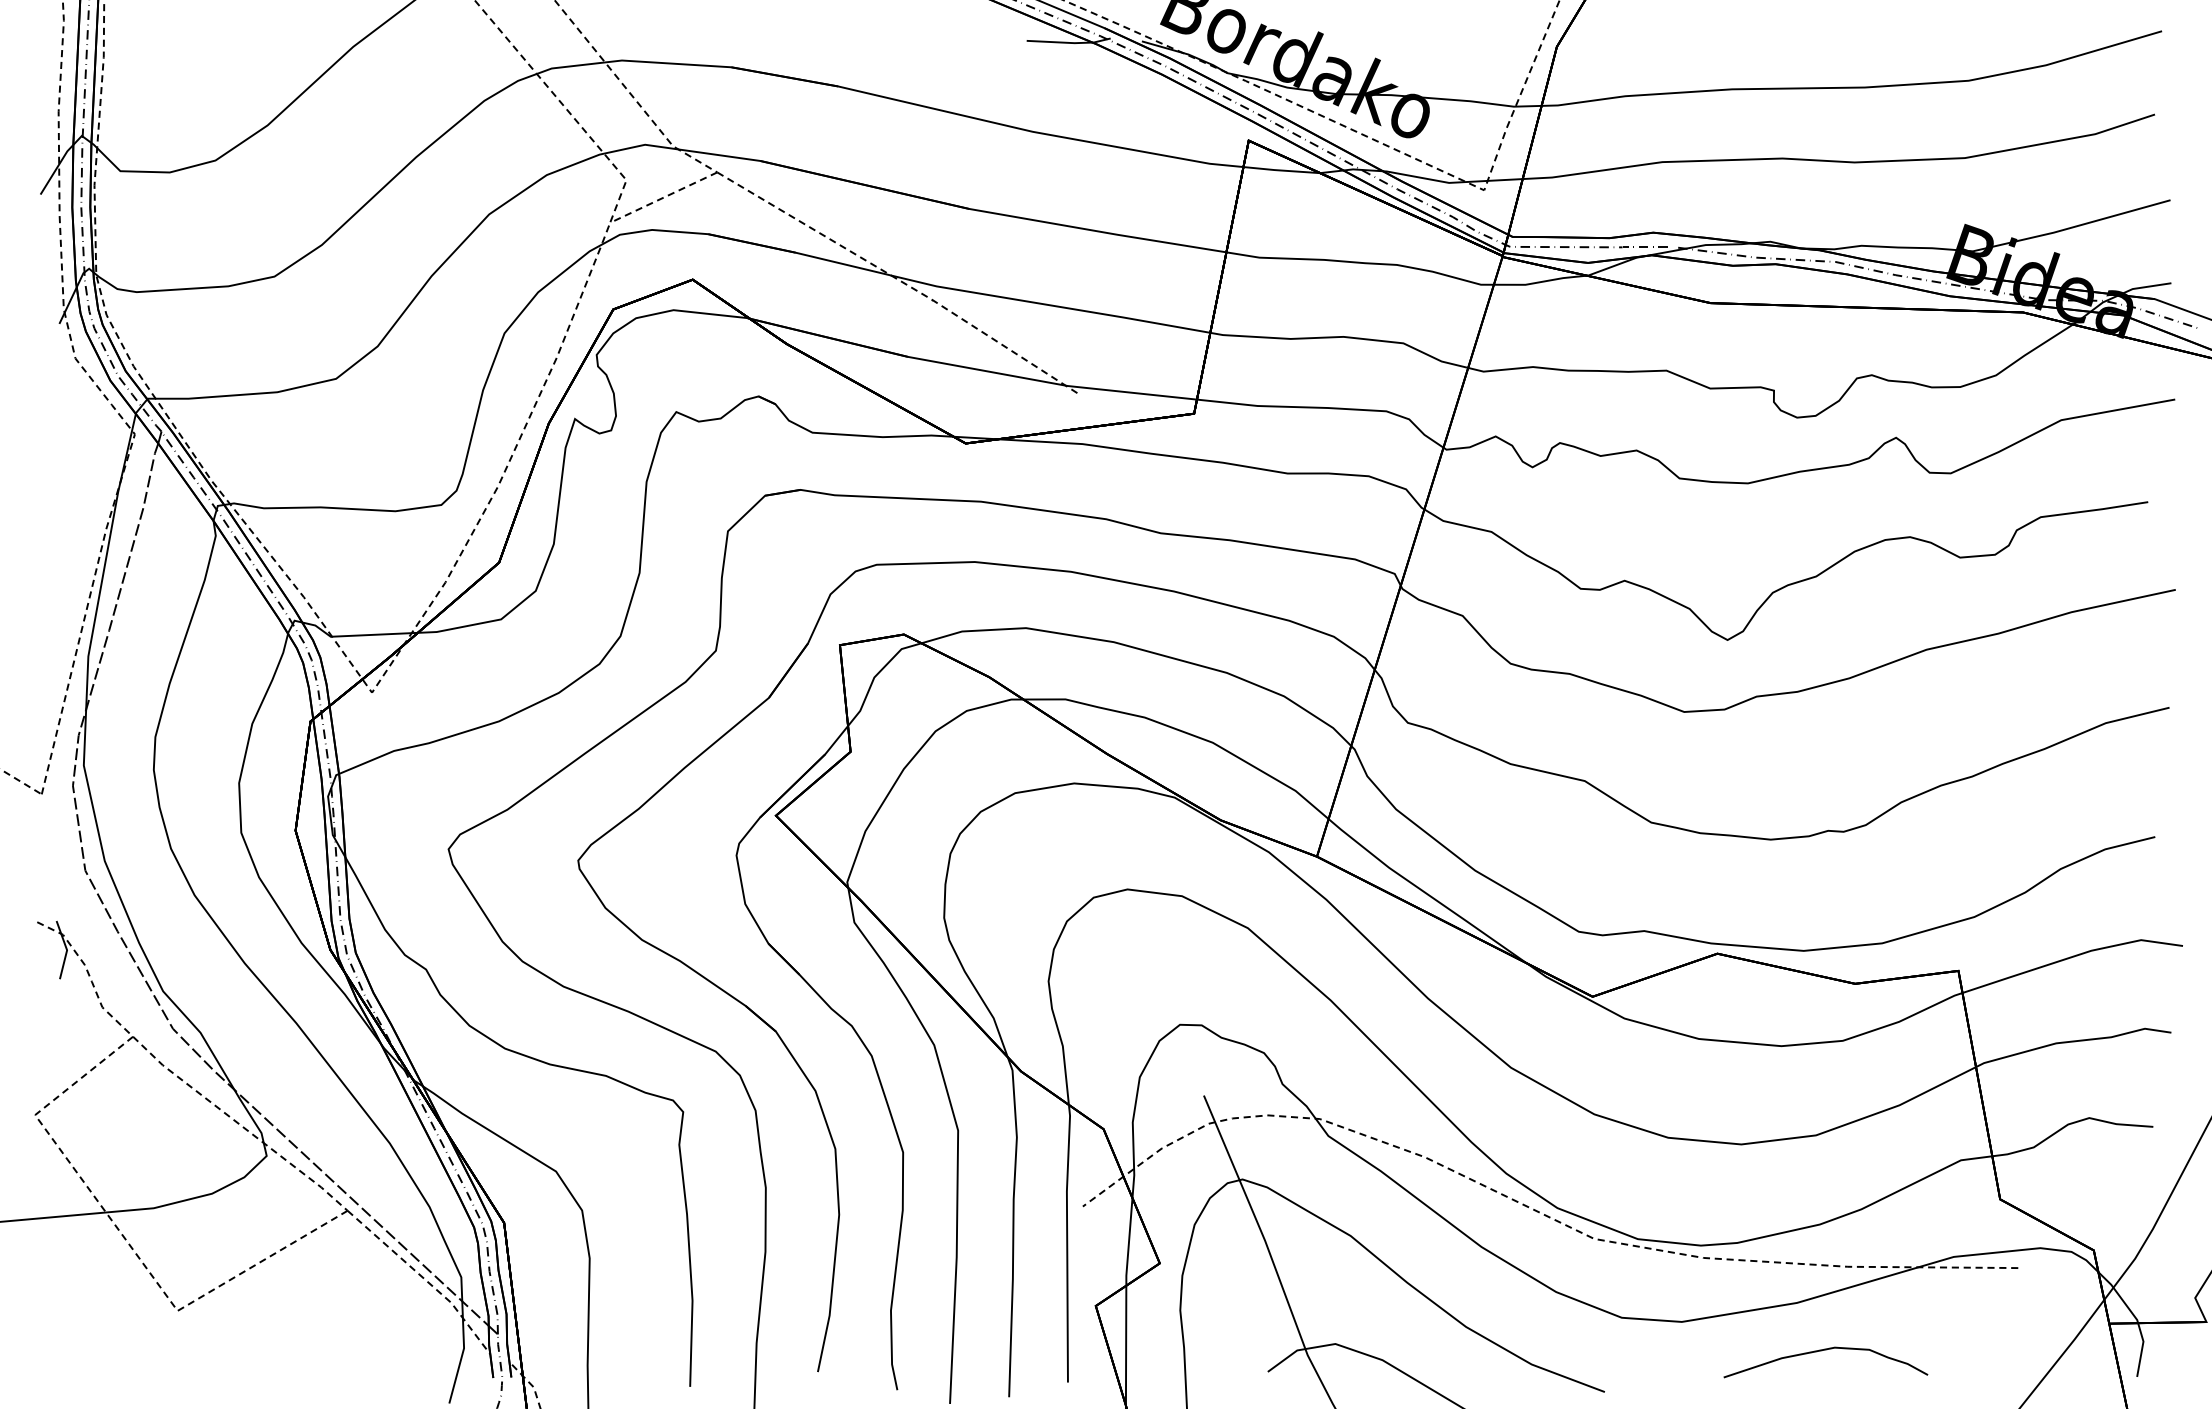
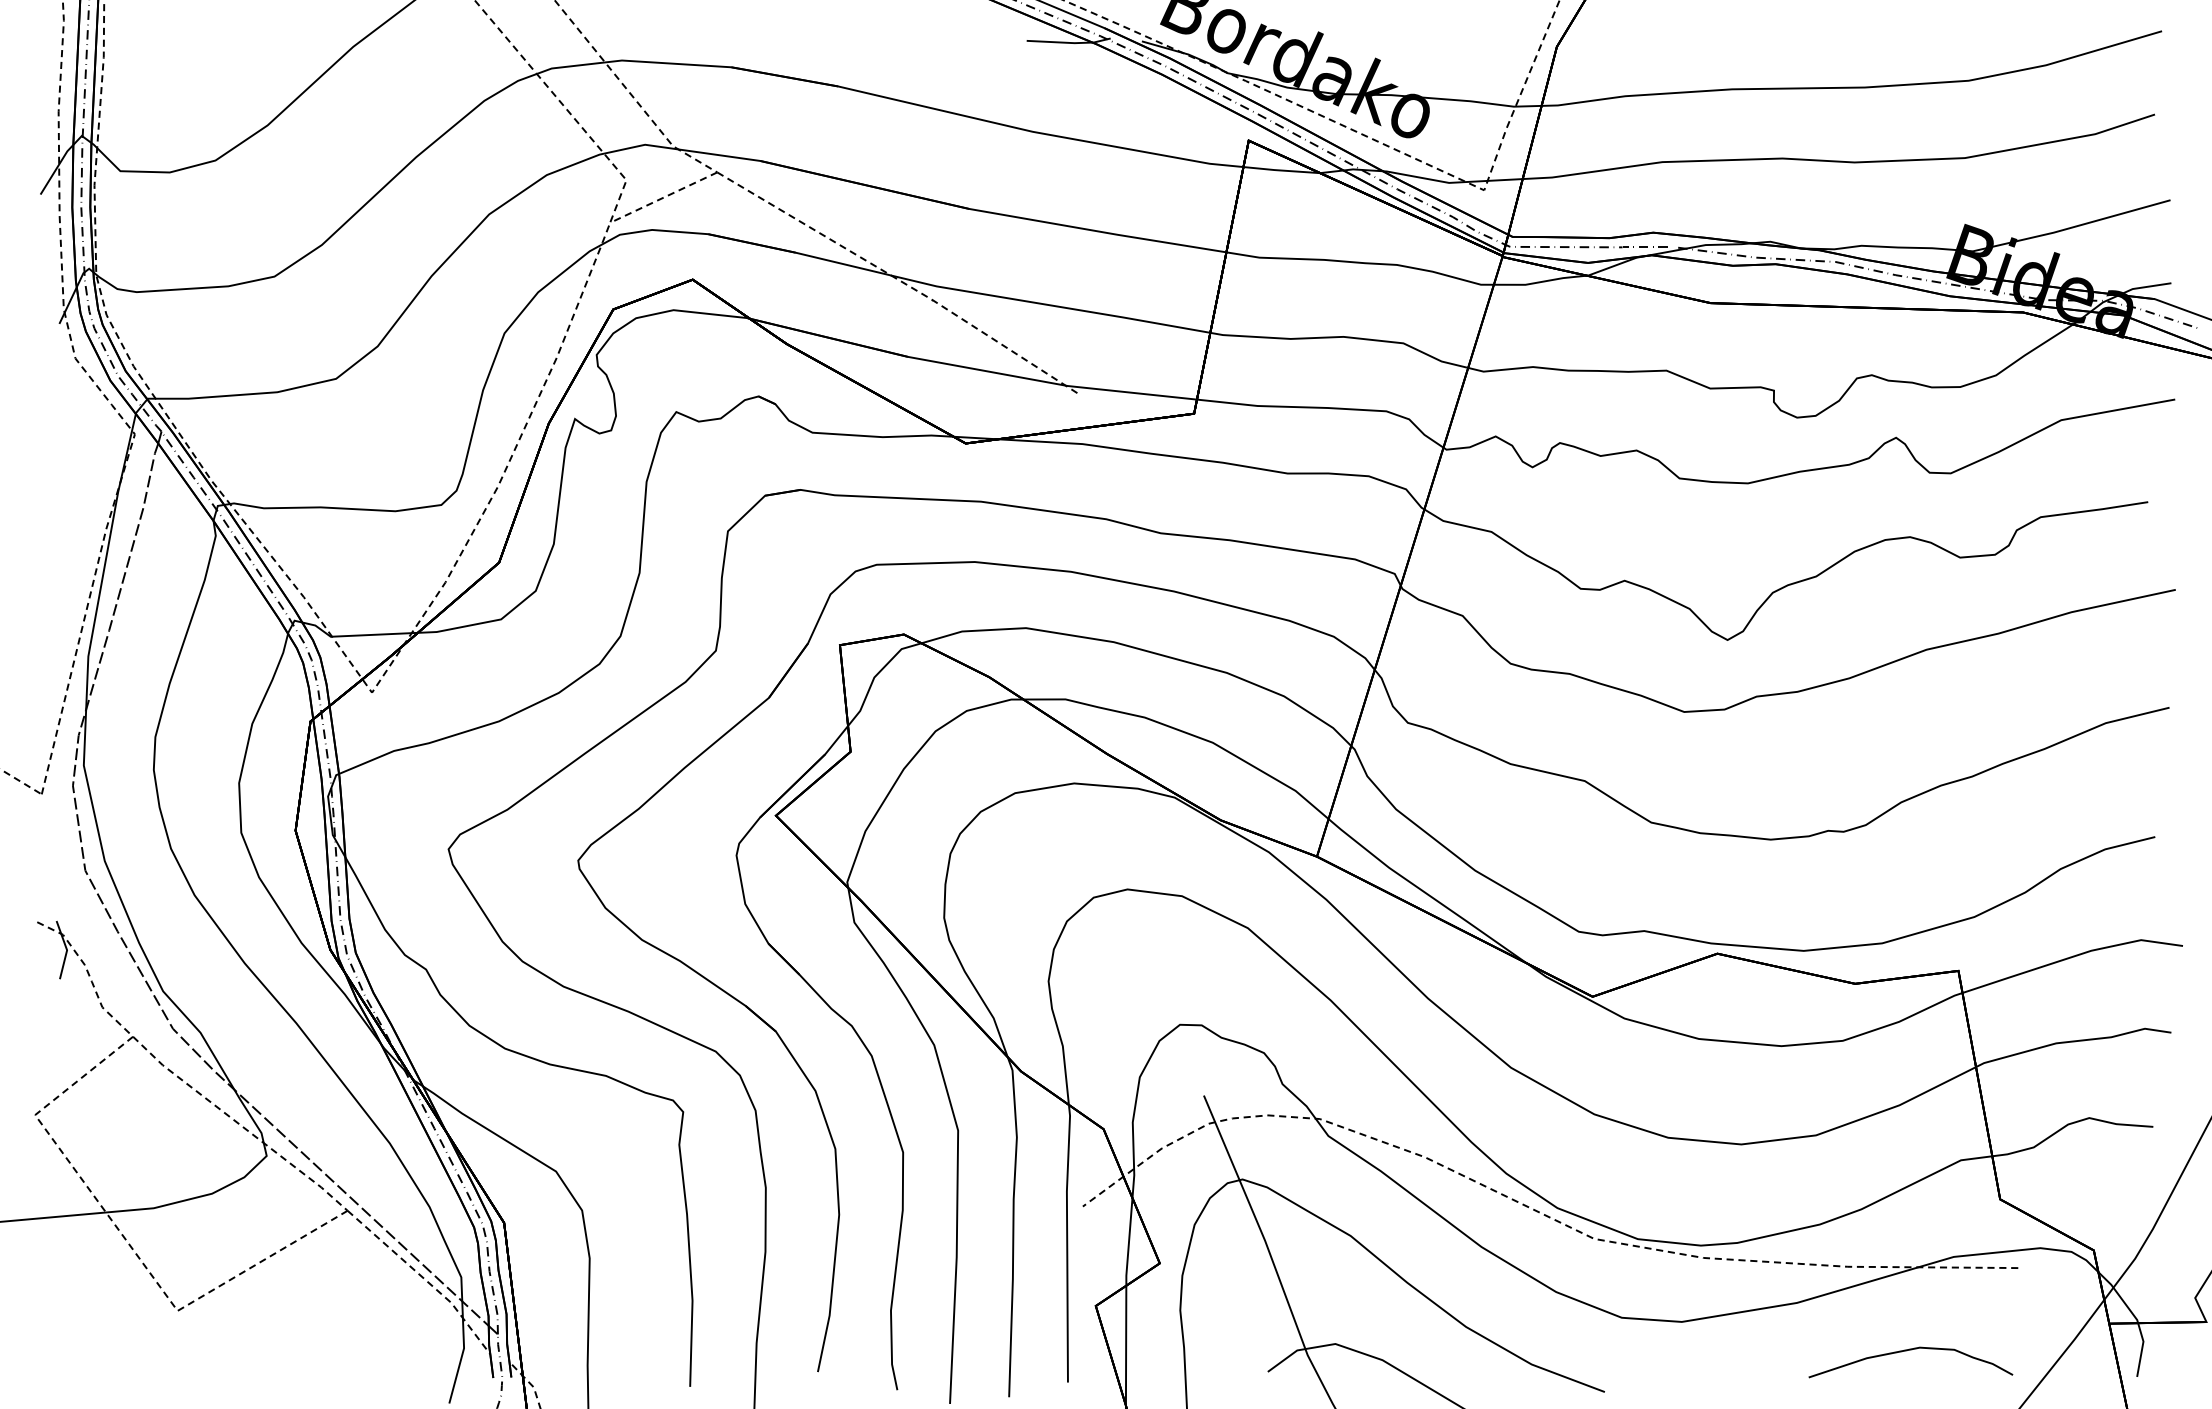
curve position: (1821, 1351) -> (1906, 1351) (1906, 1351)
